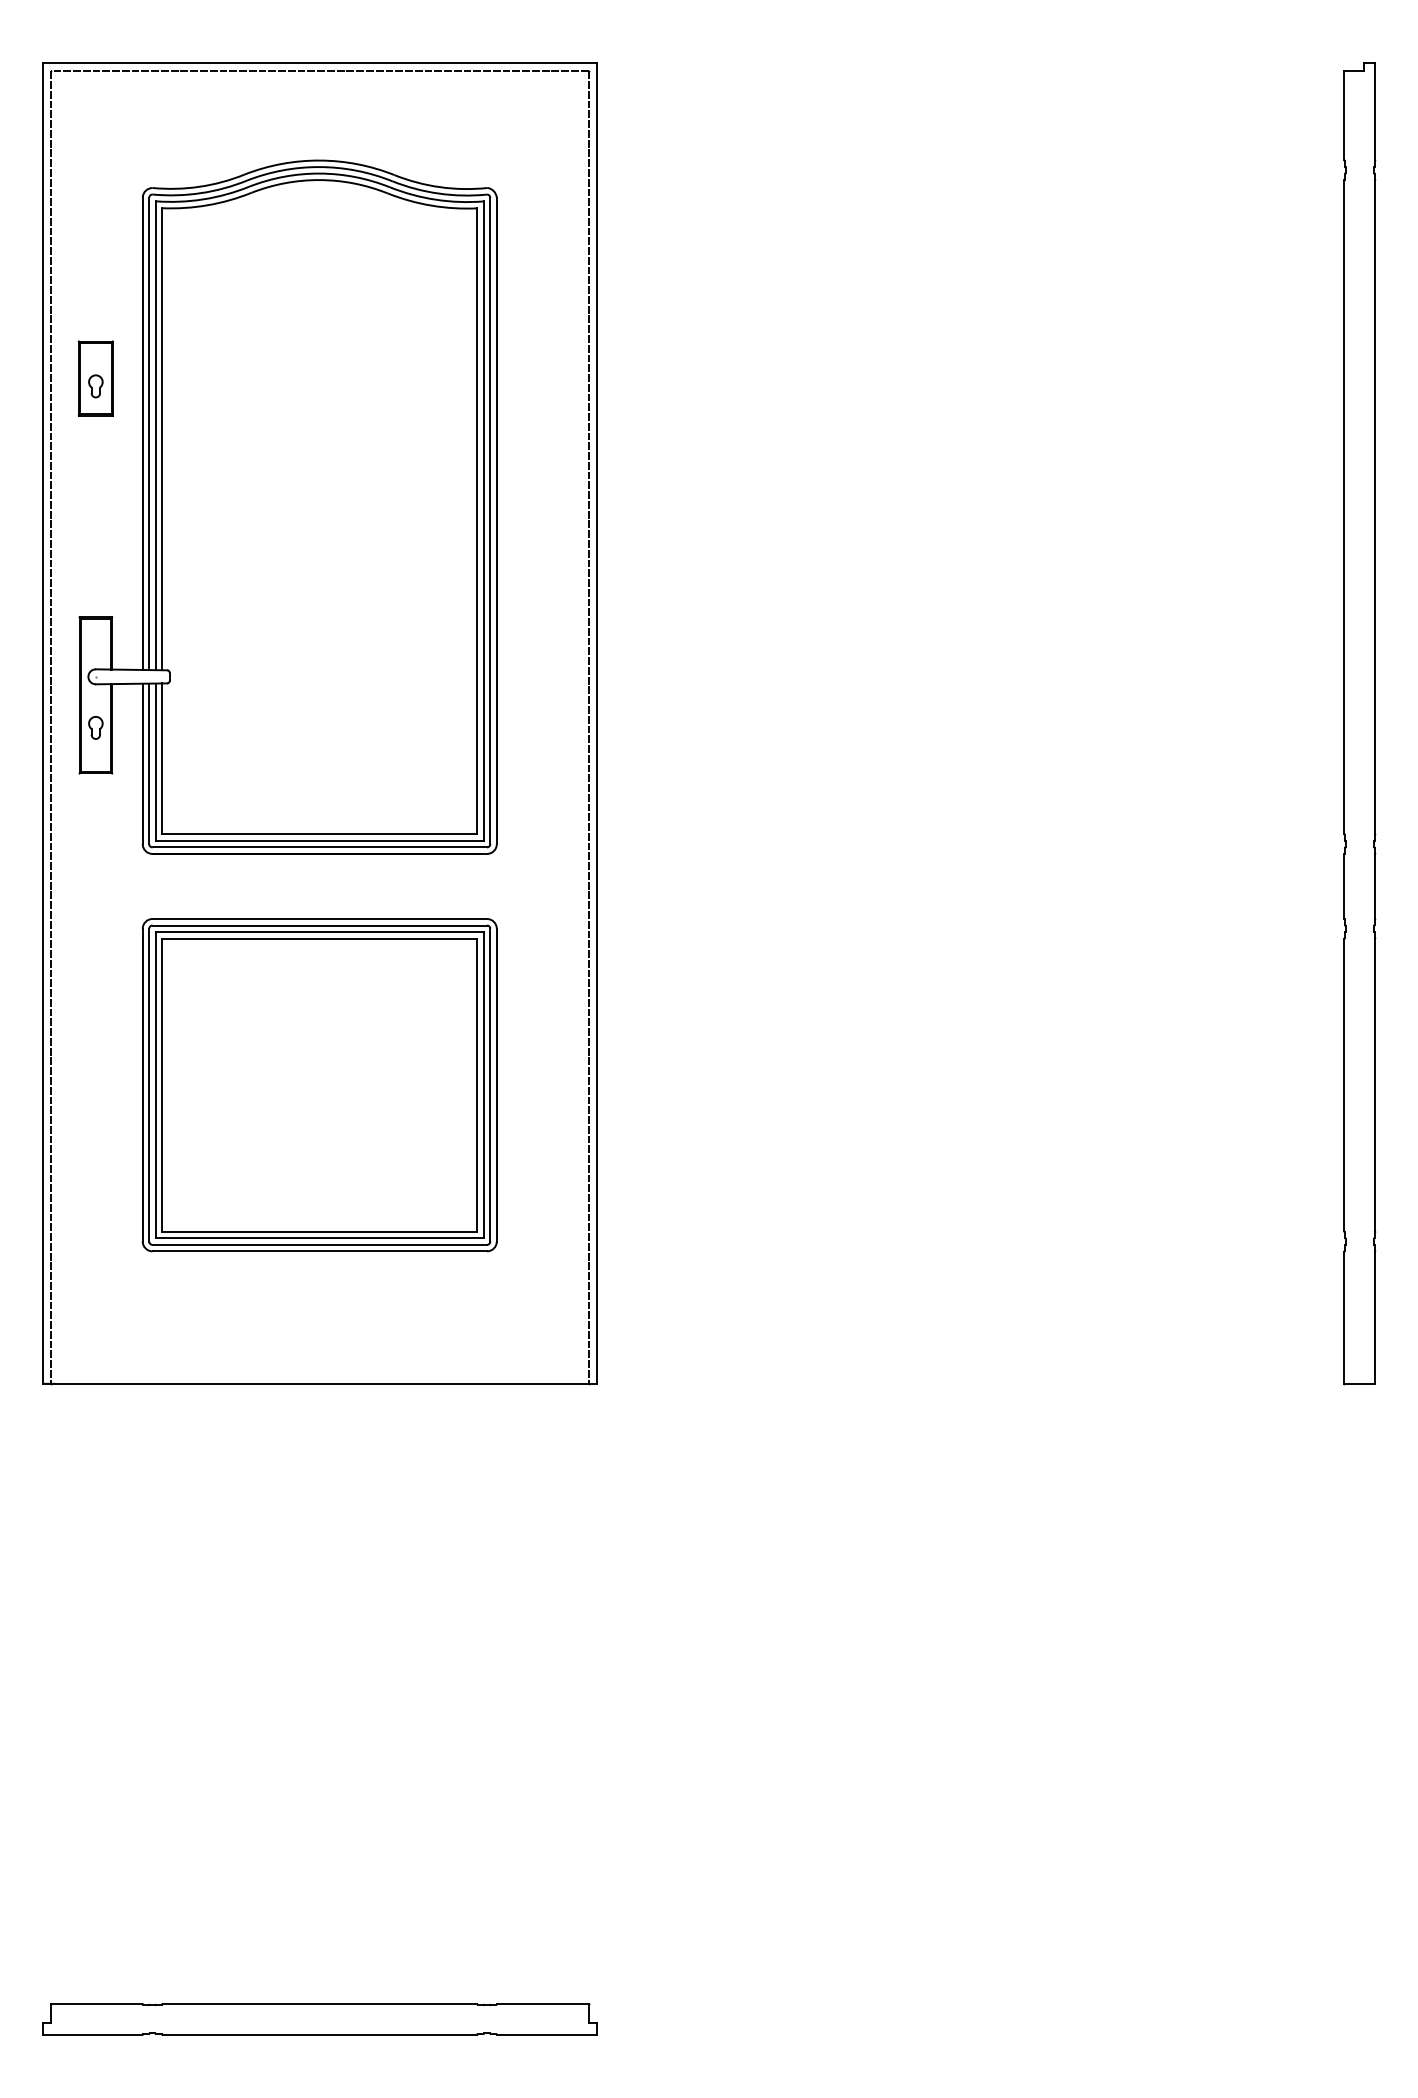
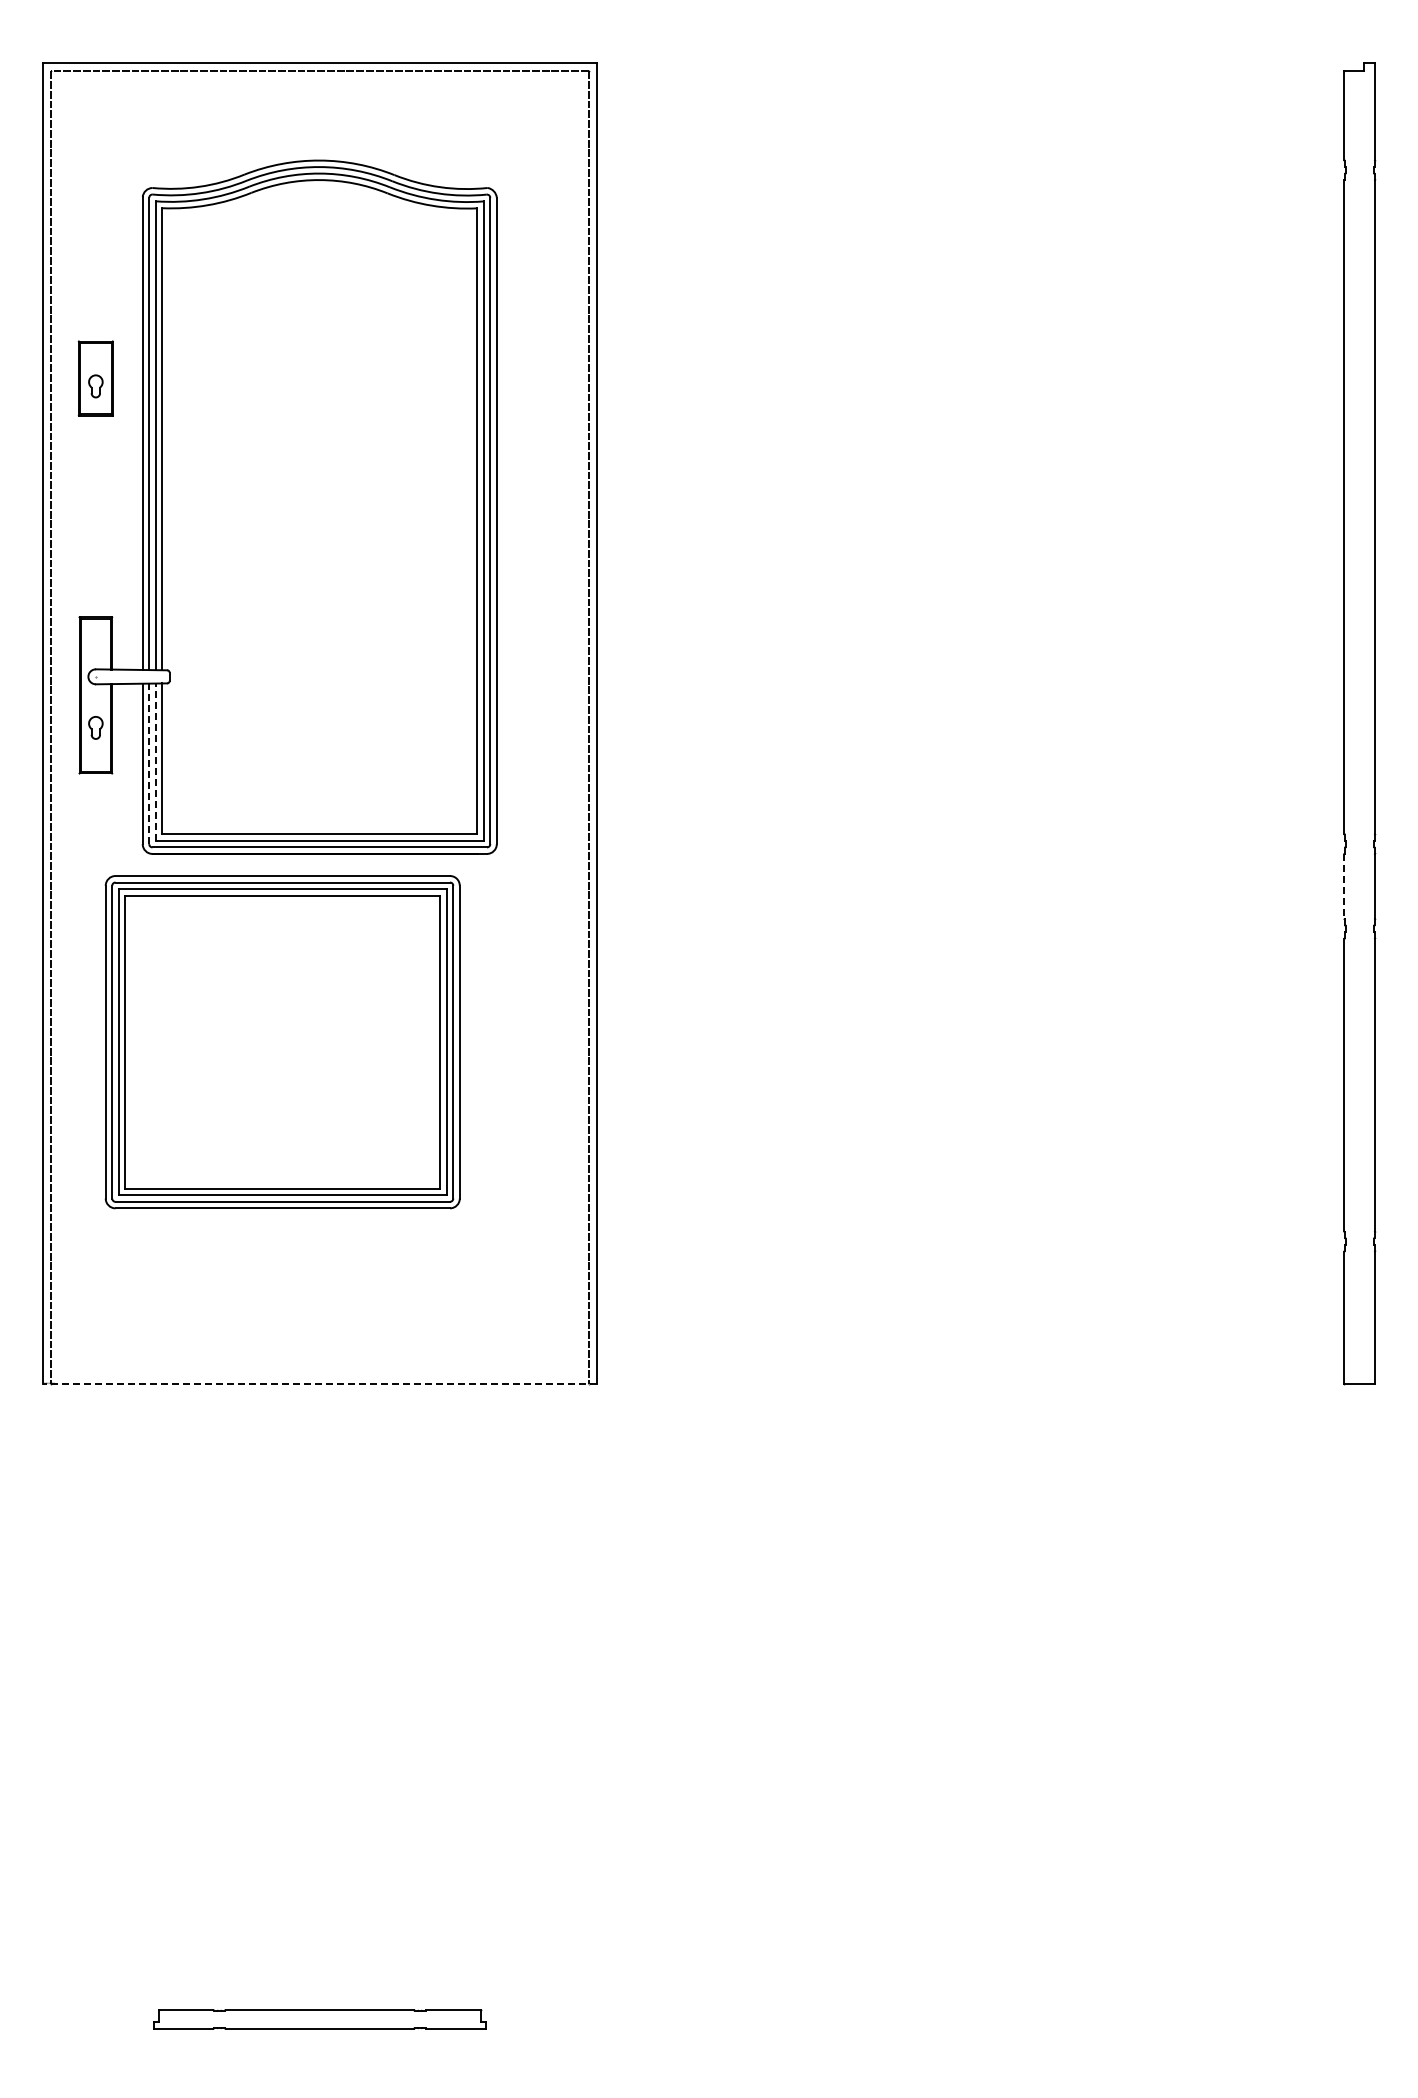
line: solid -> dashed (155, 762)
line: solid -> dashed (149, 763)
line: solid -> dashed (1344, 886)
part position: (319, 1085) -> (282, 1042) (282, 1042)
line: solid -> dashed (319, 1384)
part size: 556x33 px -> 334x21 px (319, 2019)
